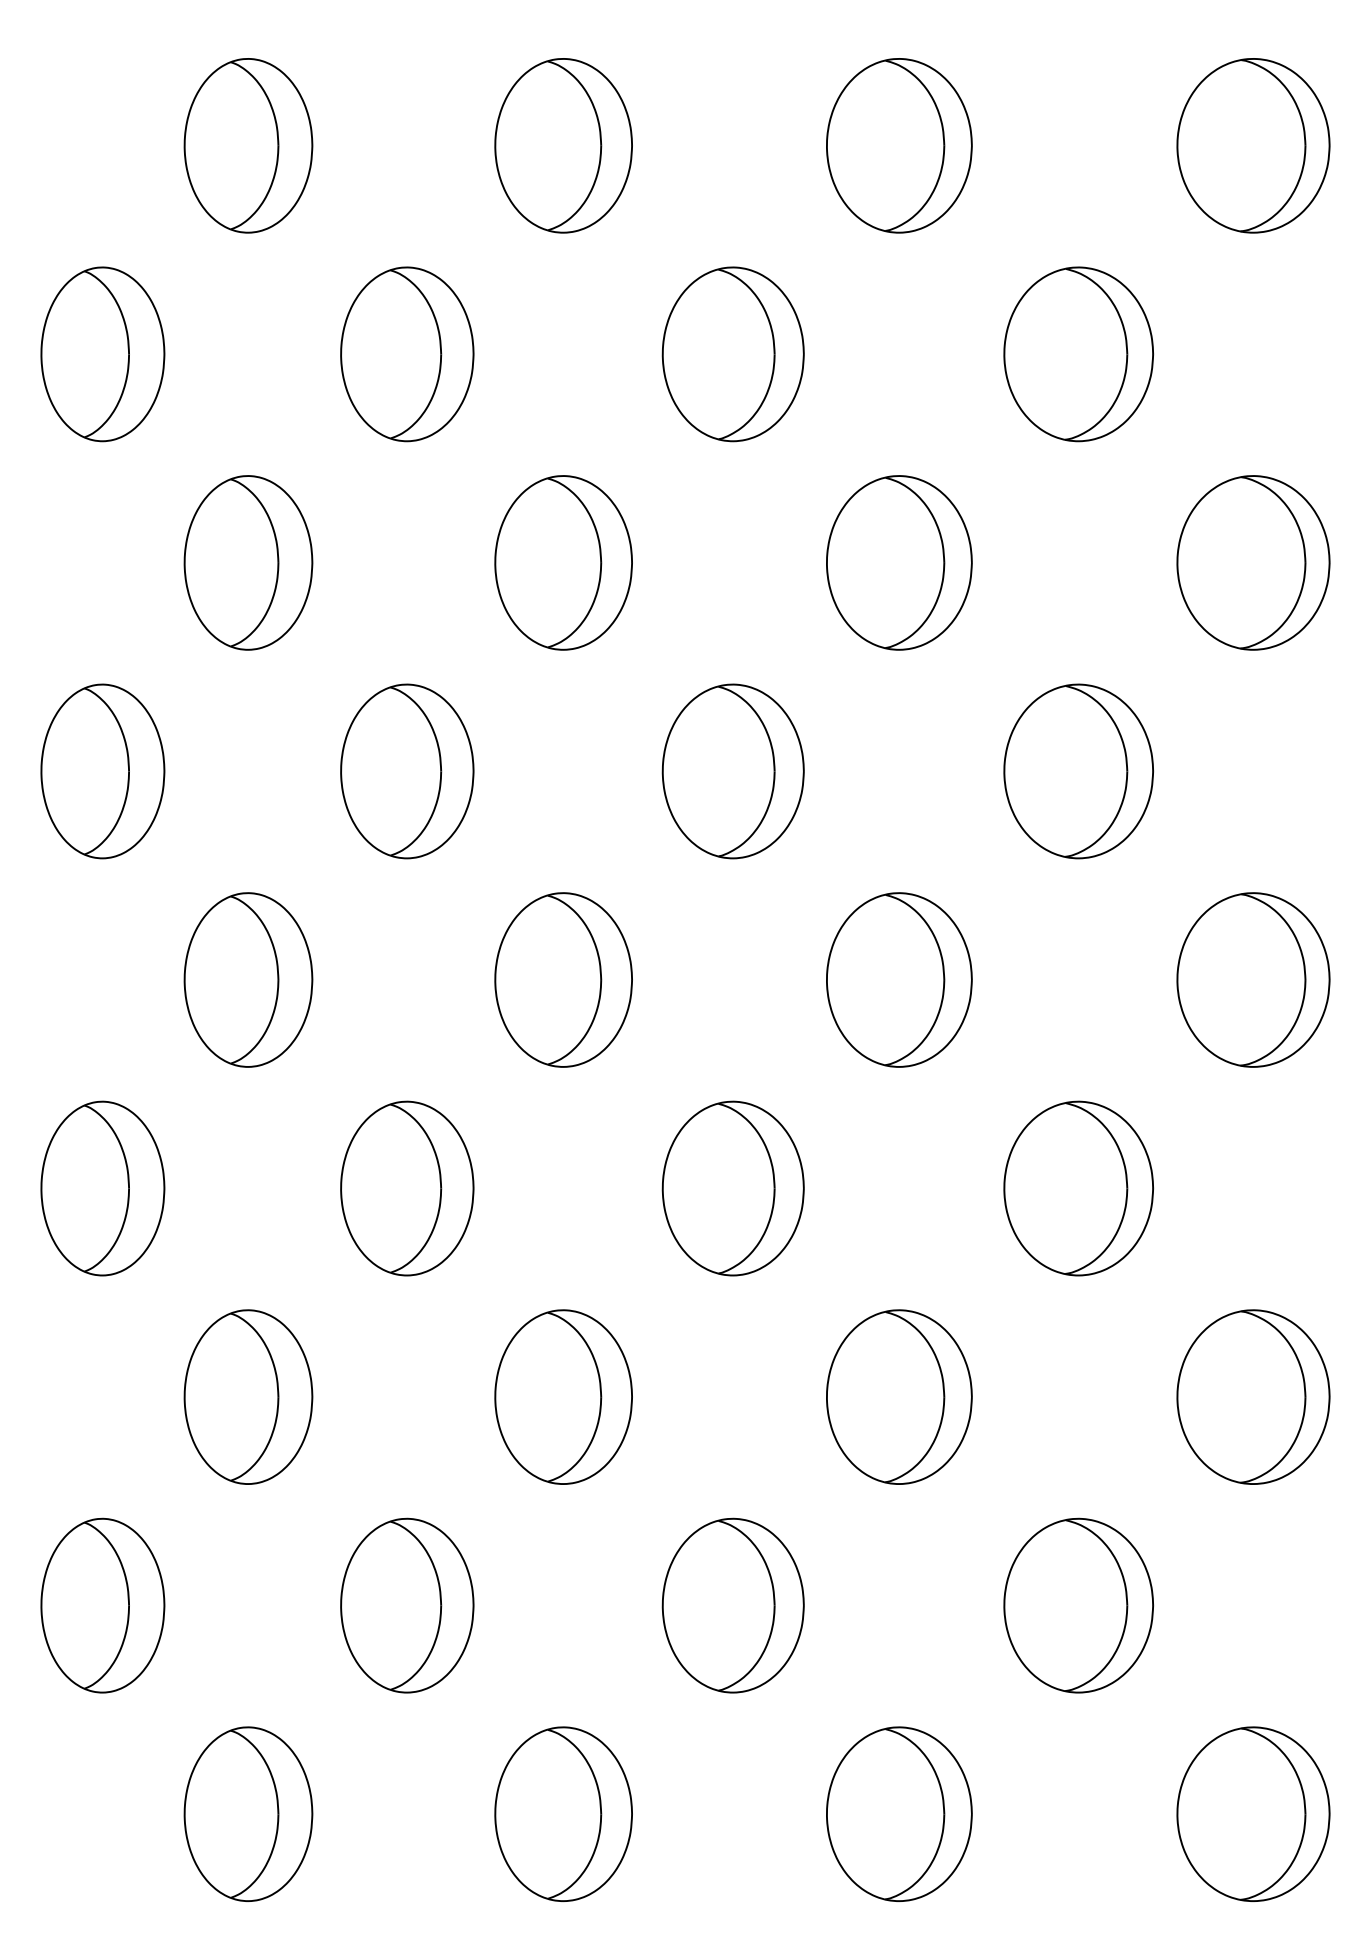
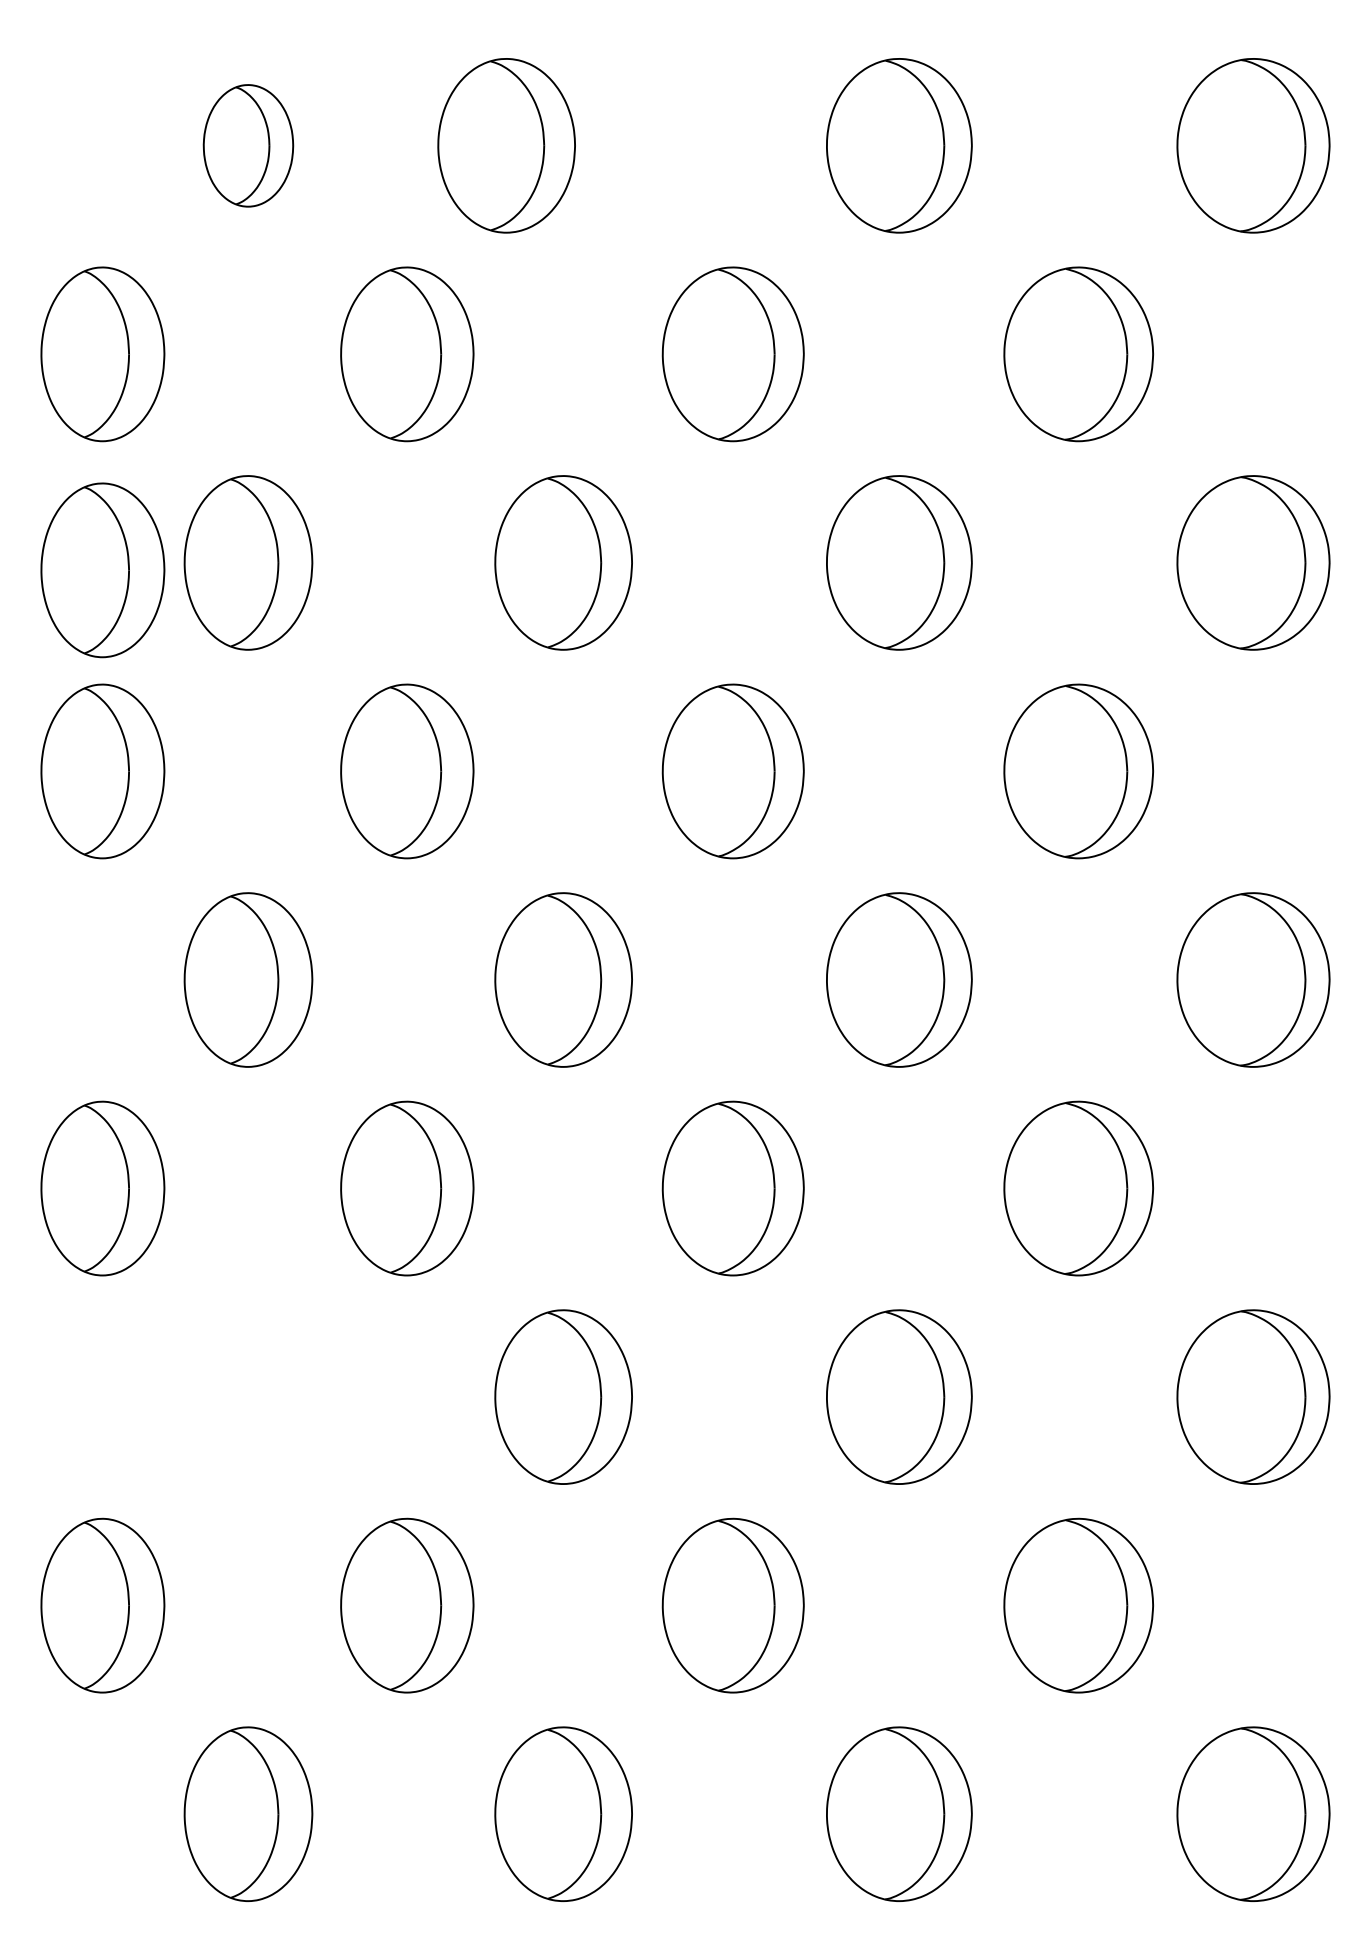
part size: 131x176 px -> 93x124 px (248, 145)
part position: (563, 145) -> (506, 145) (506, 145)
part: none -> present (102, 570)
part: present -> none (248, 1396)
